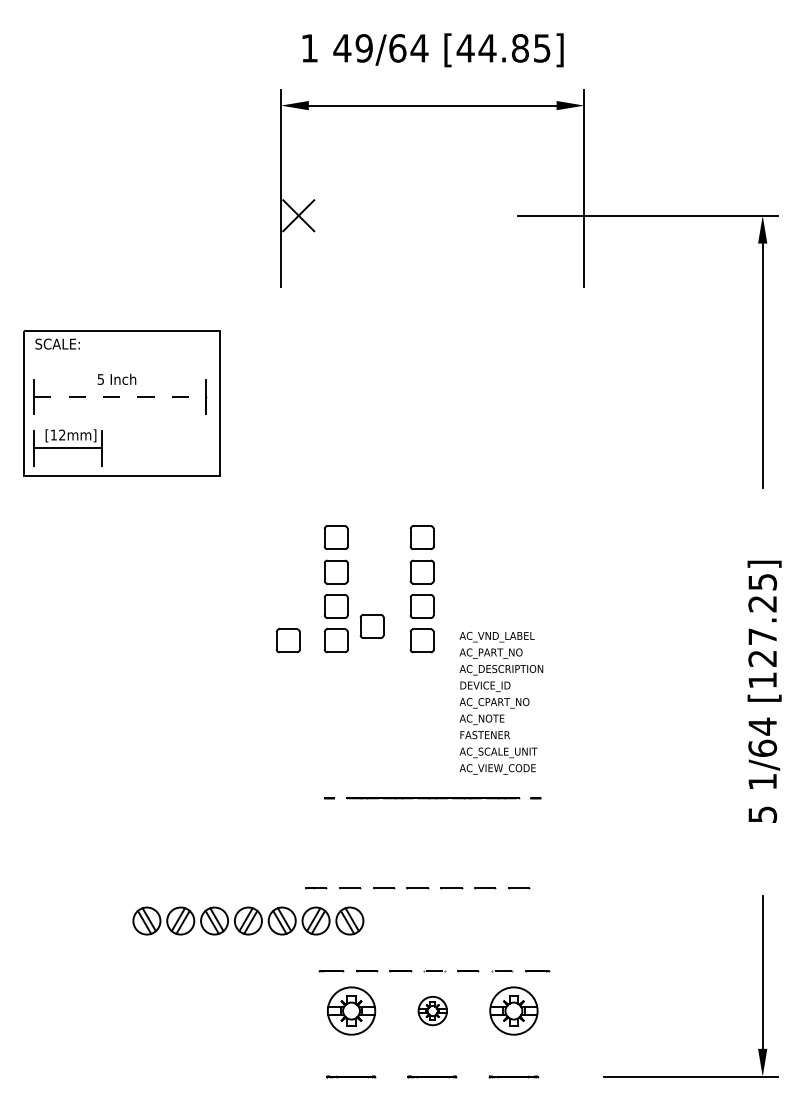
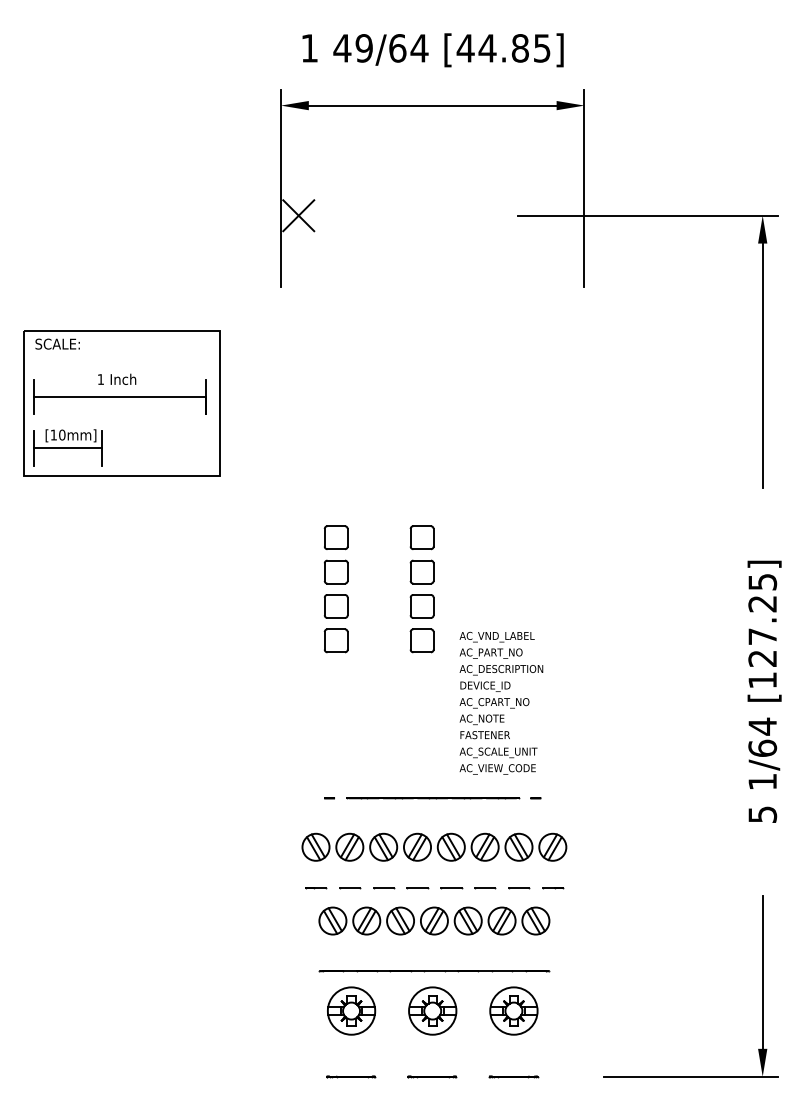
text: 5 -> 1 (100, 379)
line: dashed -> solid (120, 396)
text: [12mm] -> [10mm] (62, 434)
part: present -> none (371, 626)
part: present -> none (287, 640)
part: none -> present (434, 846)
line: none -> present (553, 888)
part position: (248, 920) -> (434, 920) (434, 920)
line: dashed -> solid (434, 971)
part size: 31x31 px -> 50x50 px (432, 1010)
